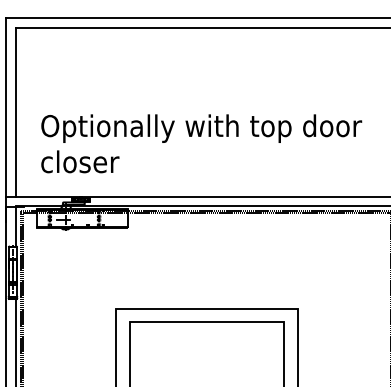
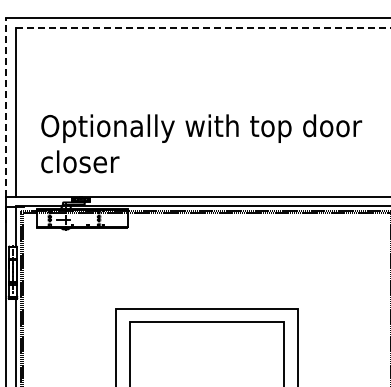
line: solid -> dashed (203, 27)
line: solid -> dashed (6, 106)
